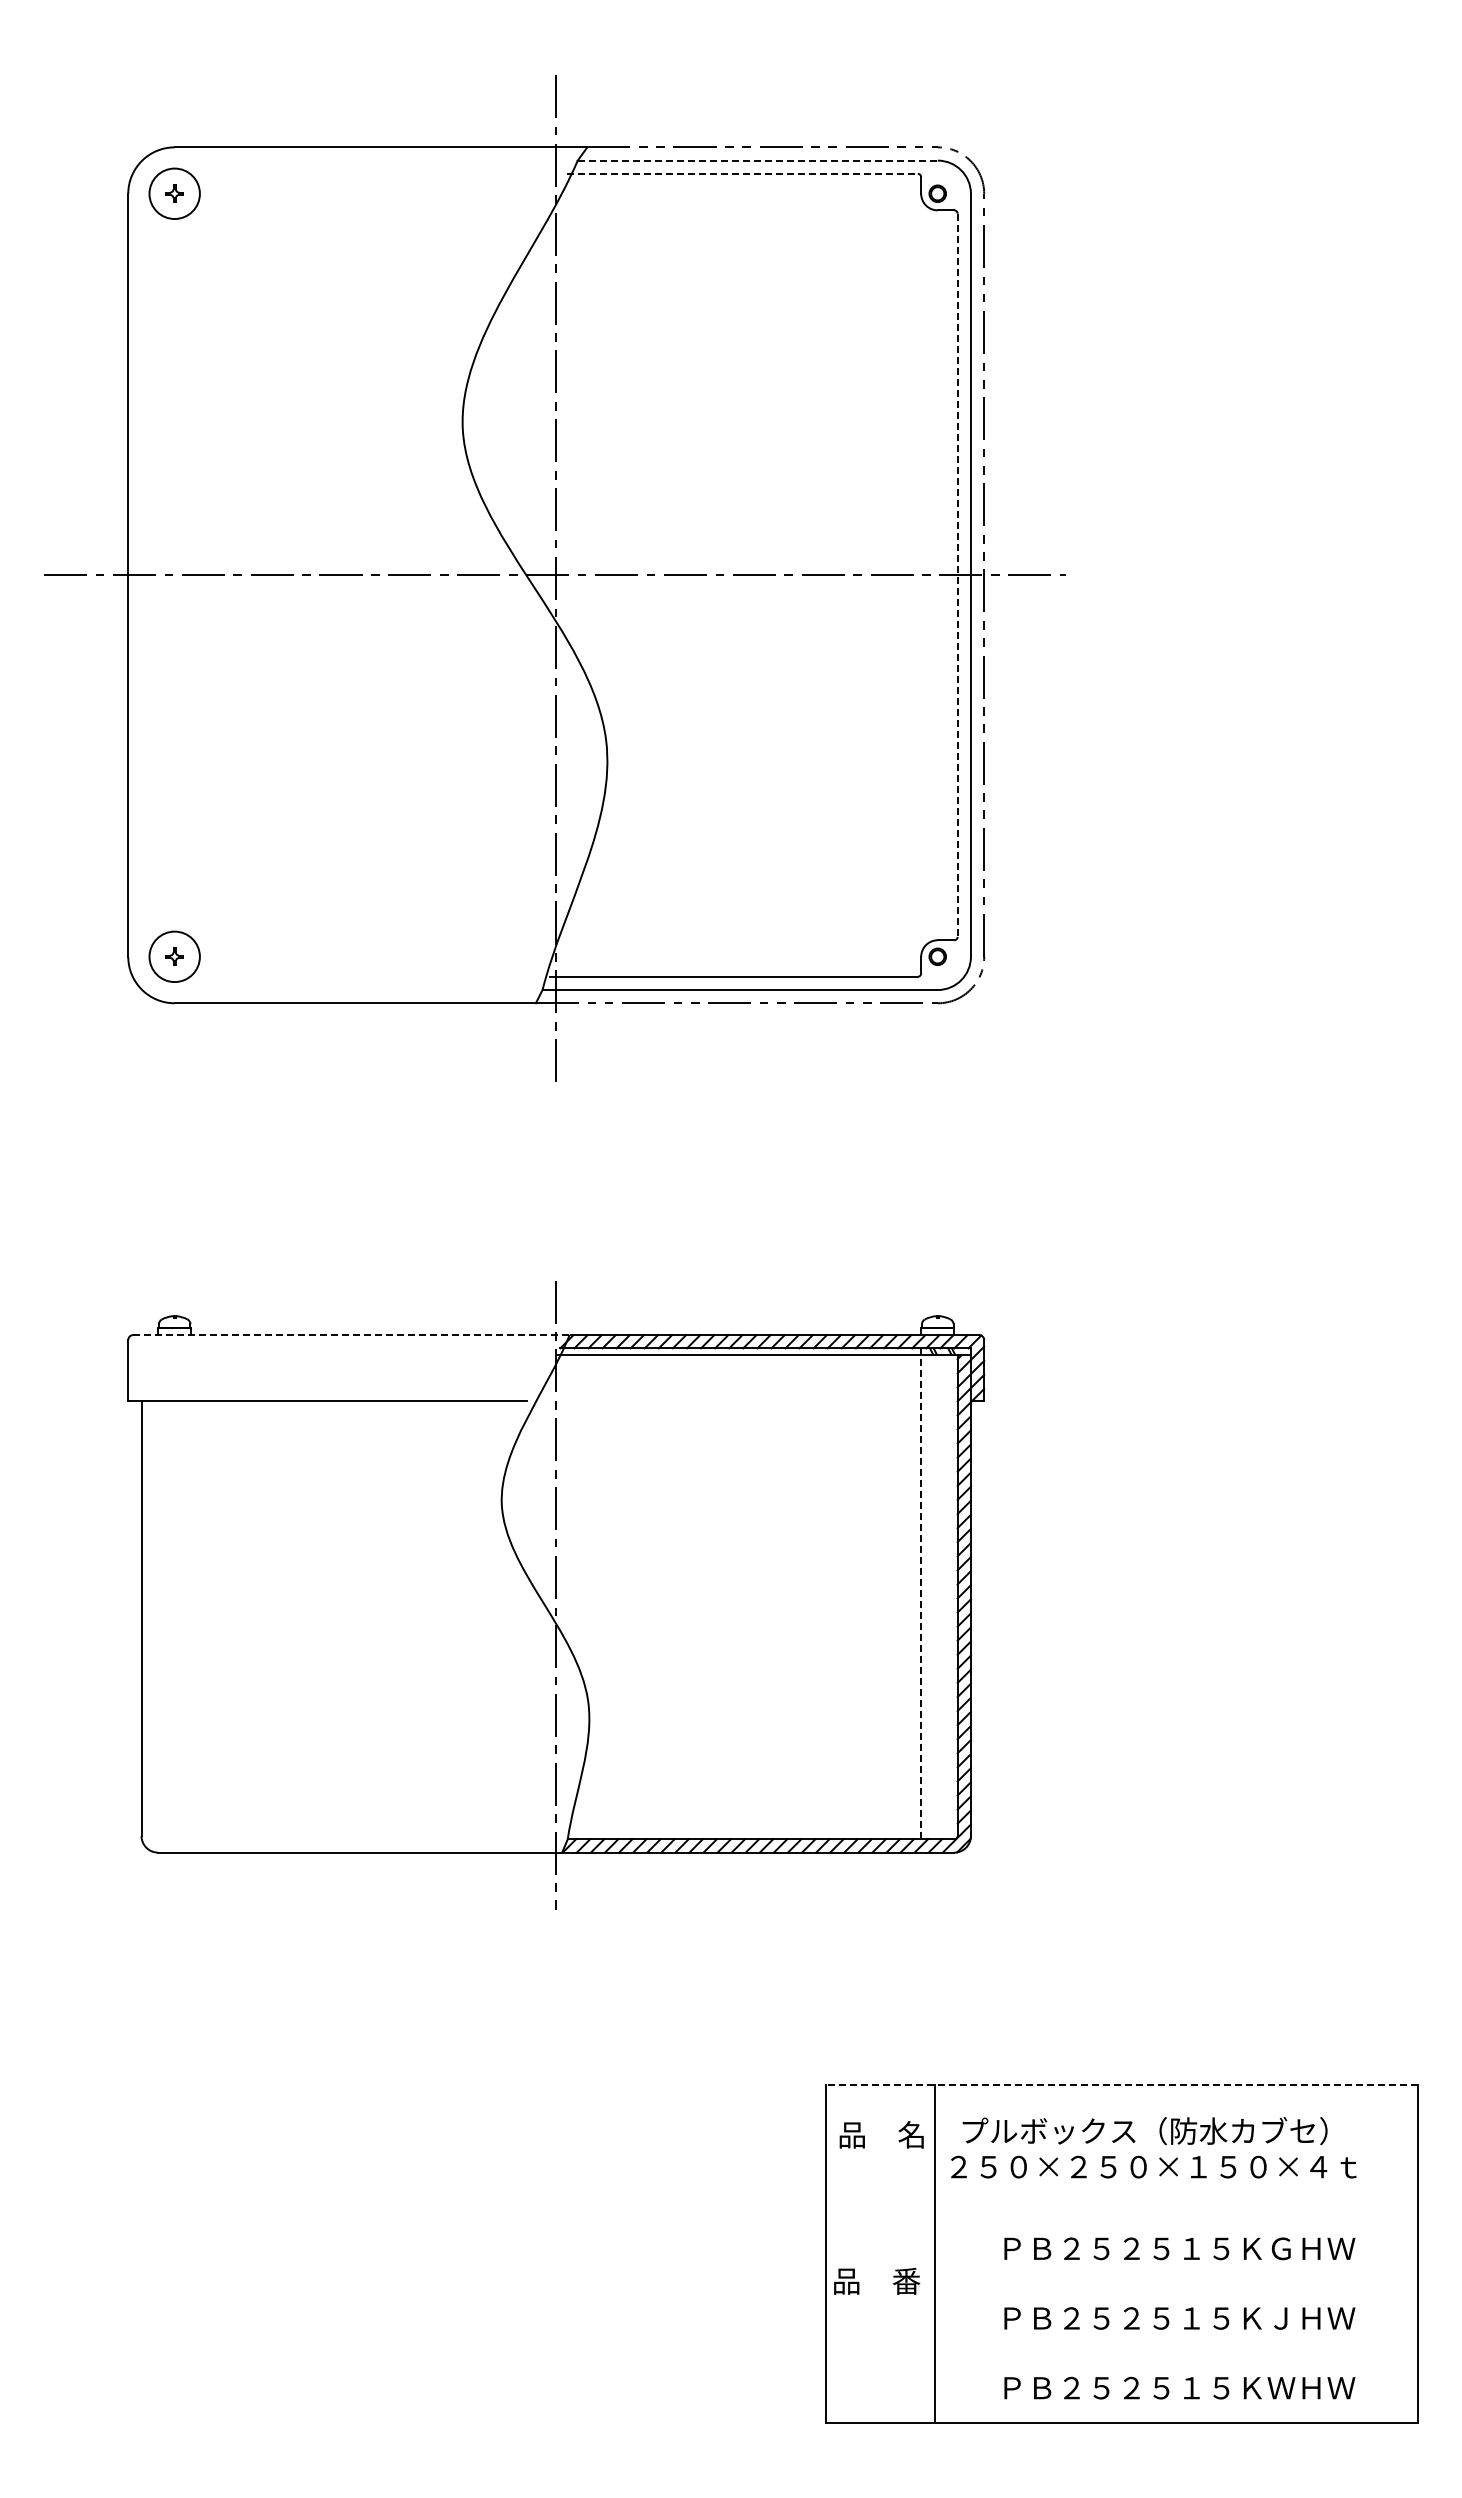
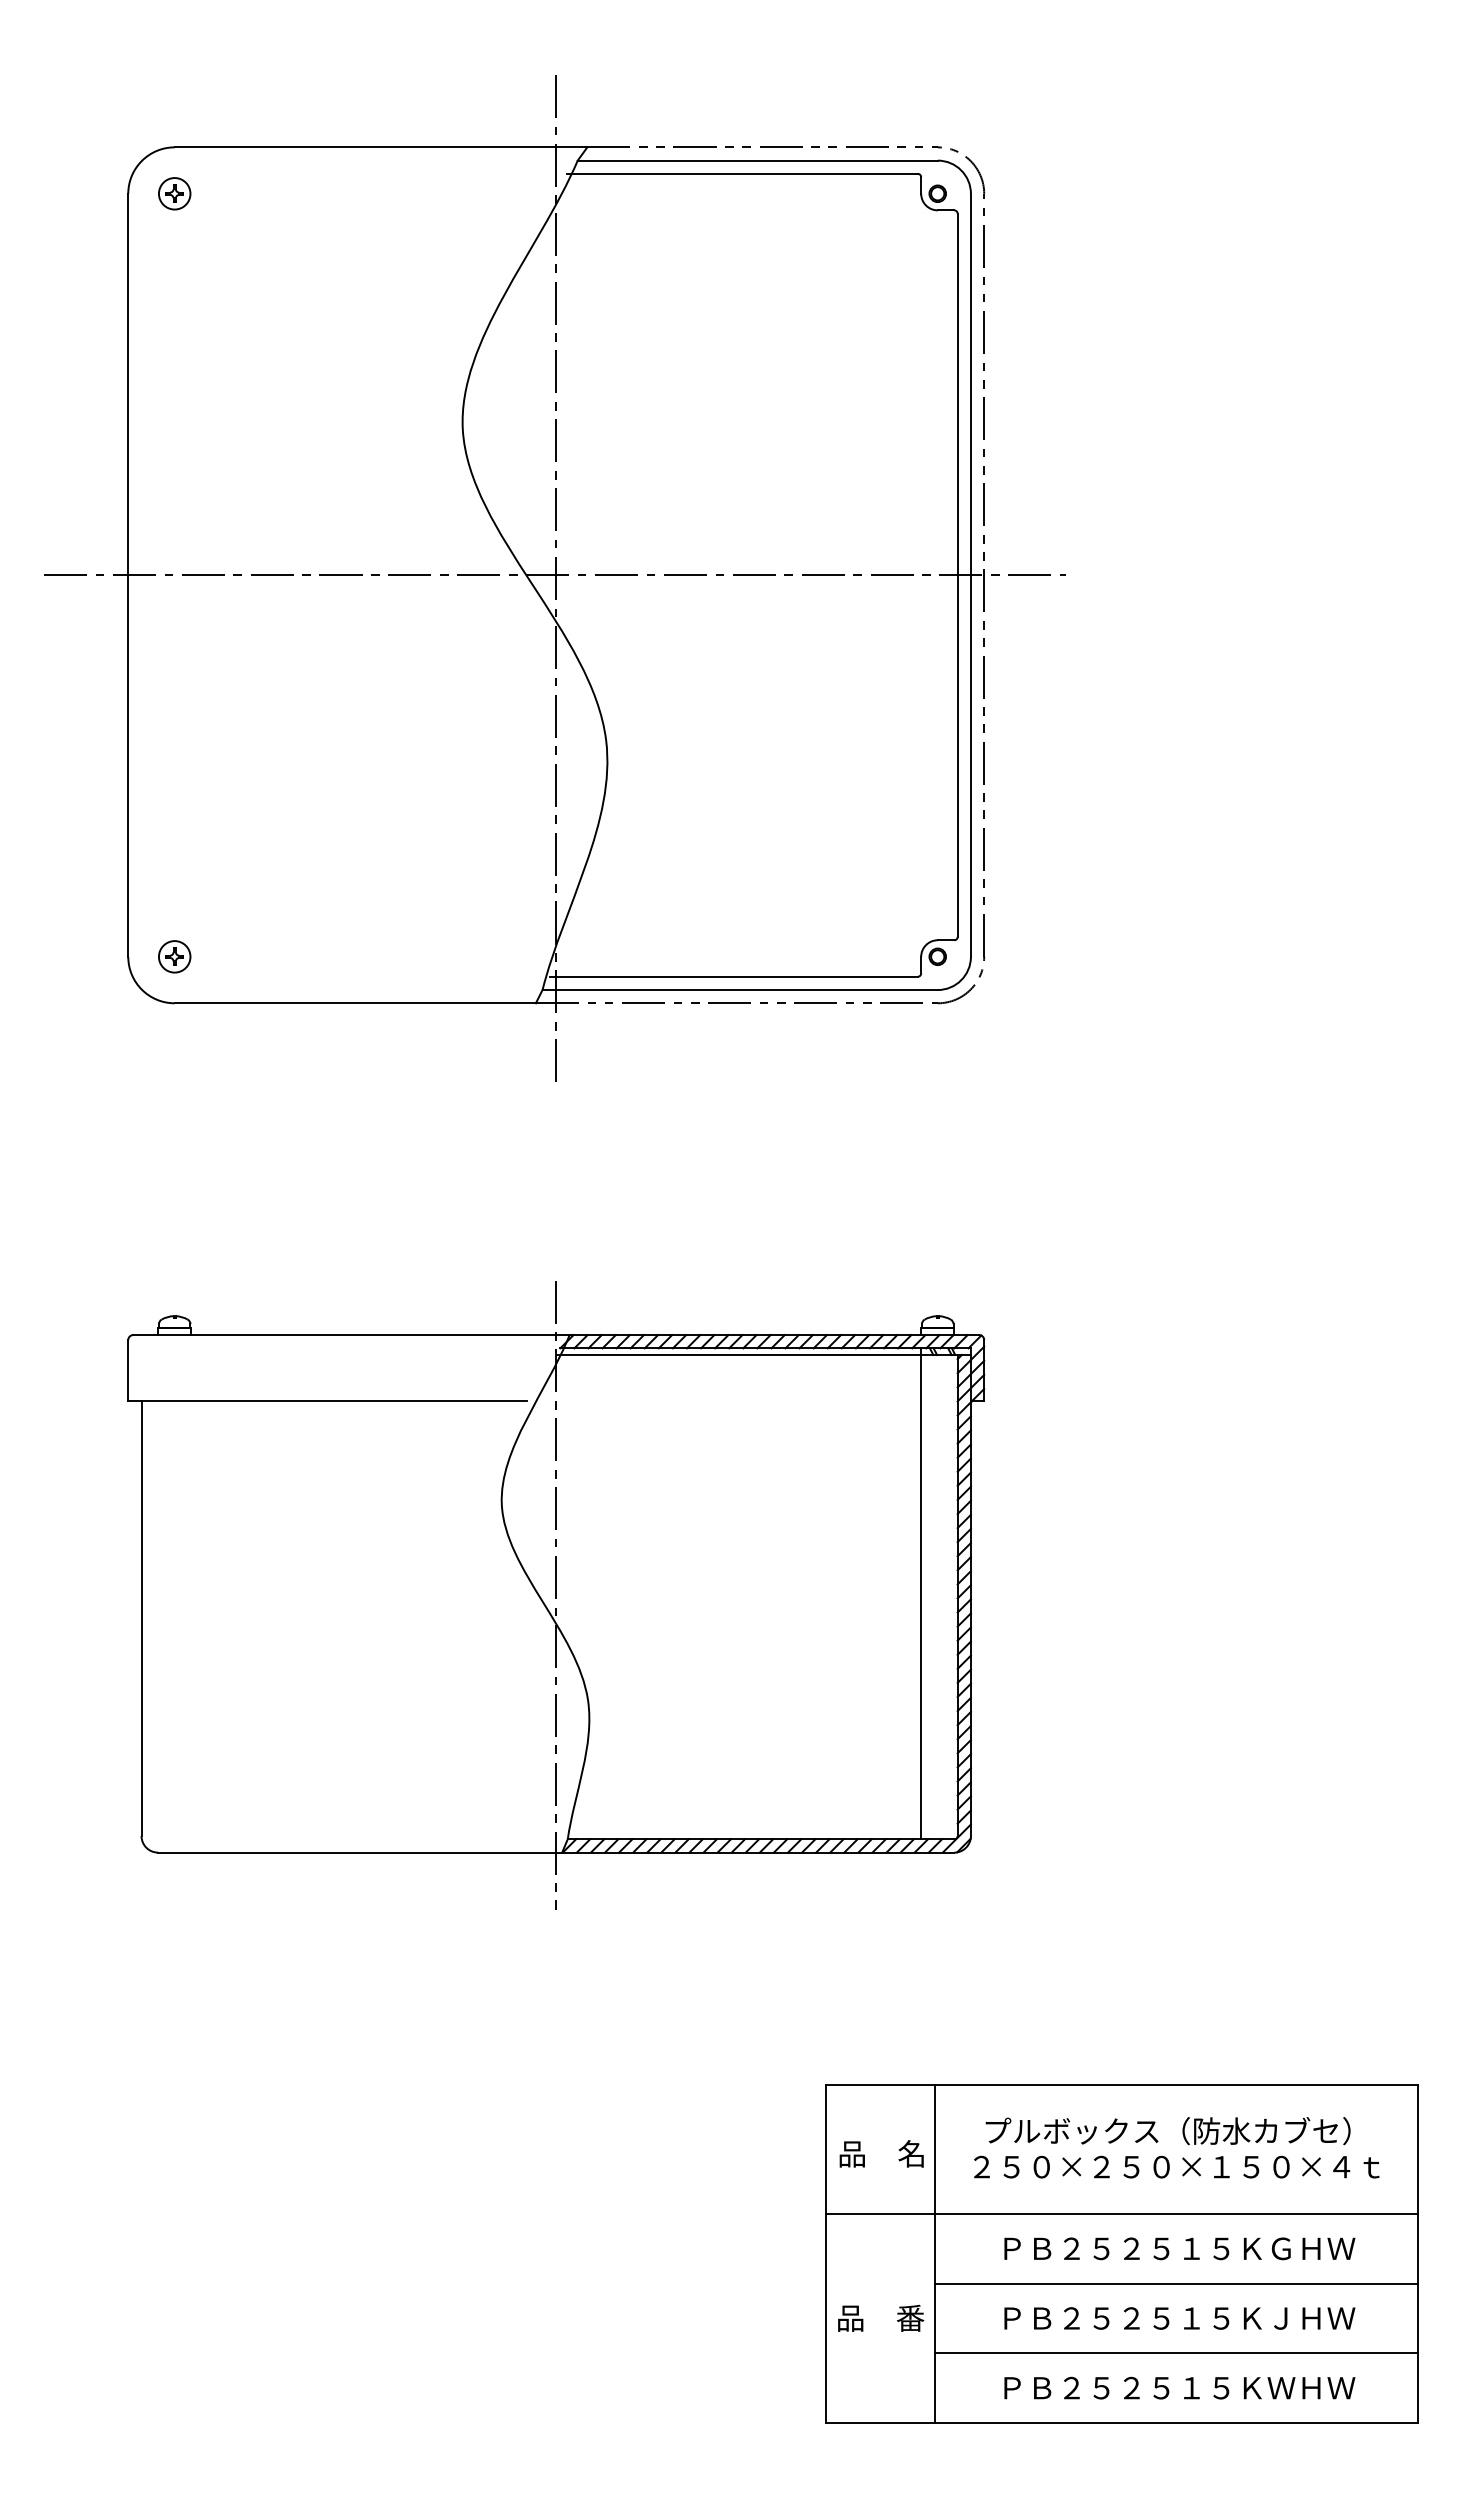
line: dashed -> solid (758, 160)
line: dashed -> solid (742, 173)
circle diameter: 50 px -> 32 px (174, 193)
line: dashed -> solid (957, 575)
circle diameter: 50 px -> 32 px (174, 956)
line: dashed -> solid (351, 1335)
line: dashed -> solid (921, 1593)
line: dashed -> solid (1121, 2084)
text position: (881, 2134) -> (881, 2153) (881, 2153)
text position: (1153, 2147) -> (1176, 2147) (1176, 2147)
line: none -> present (1121, 2214)
text position: (877, 2280) -> (881, 2317) (881, 2317)
line: none -> present (1176, 2283)
line: none -> present (1176, 2353)
